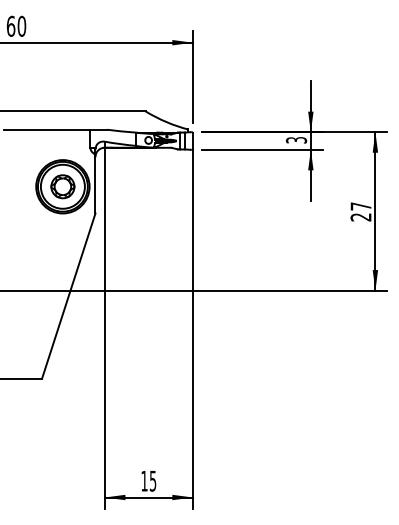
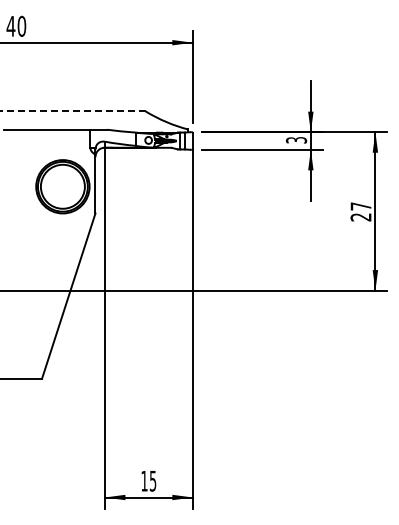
text: 60 -> 40 (10, 25)
line: solid -> dashed (72, 111)
part: present -> none (62, 186)
